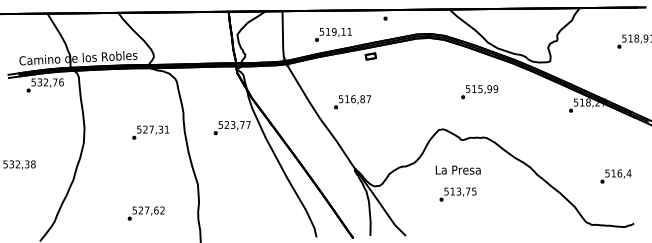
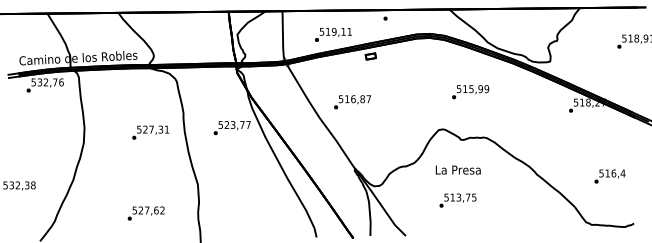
text position: (479, 92) -> (470, 92) (470, 92)
text position: (19, 164) -> (19, 185) (19, 185)
text position: (615, 176) -> (609, 176) (609, 176)
text position: (457, 194) -> (457, 200) (457, 200)
